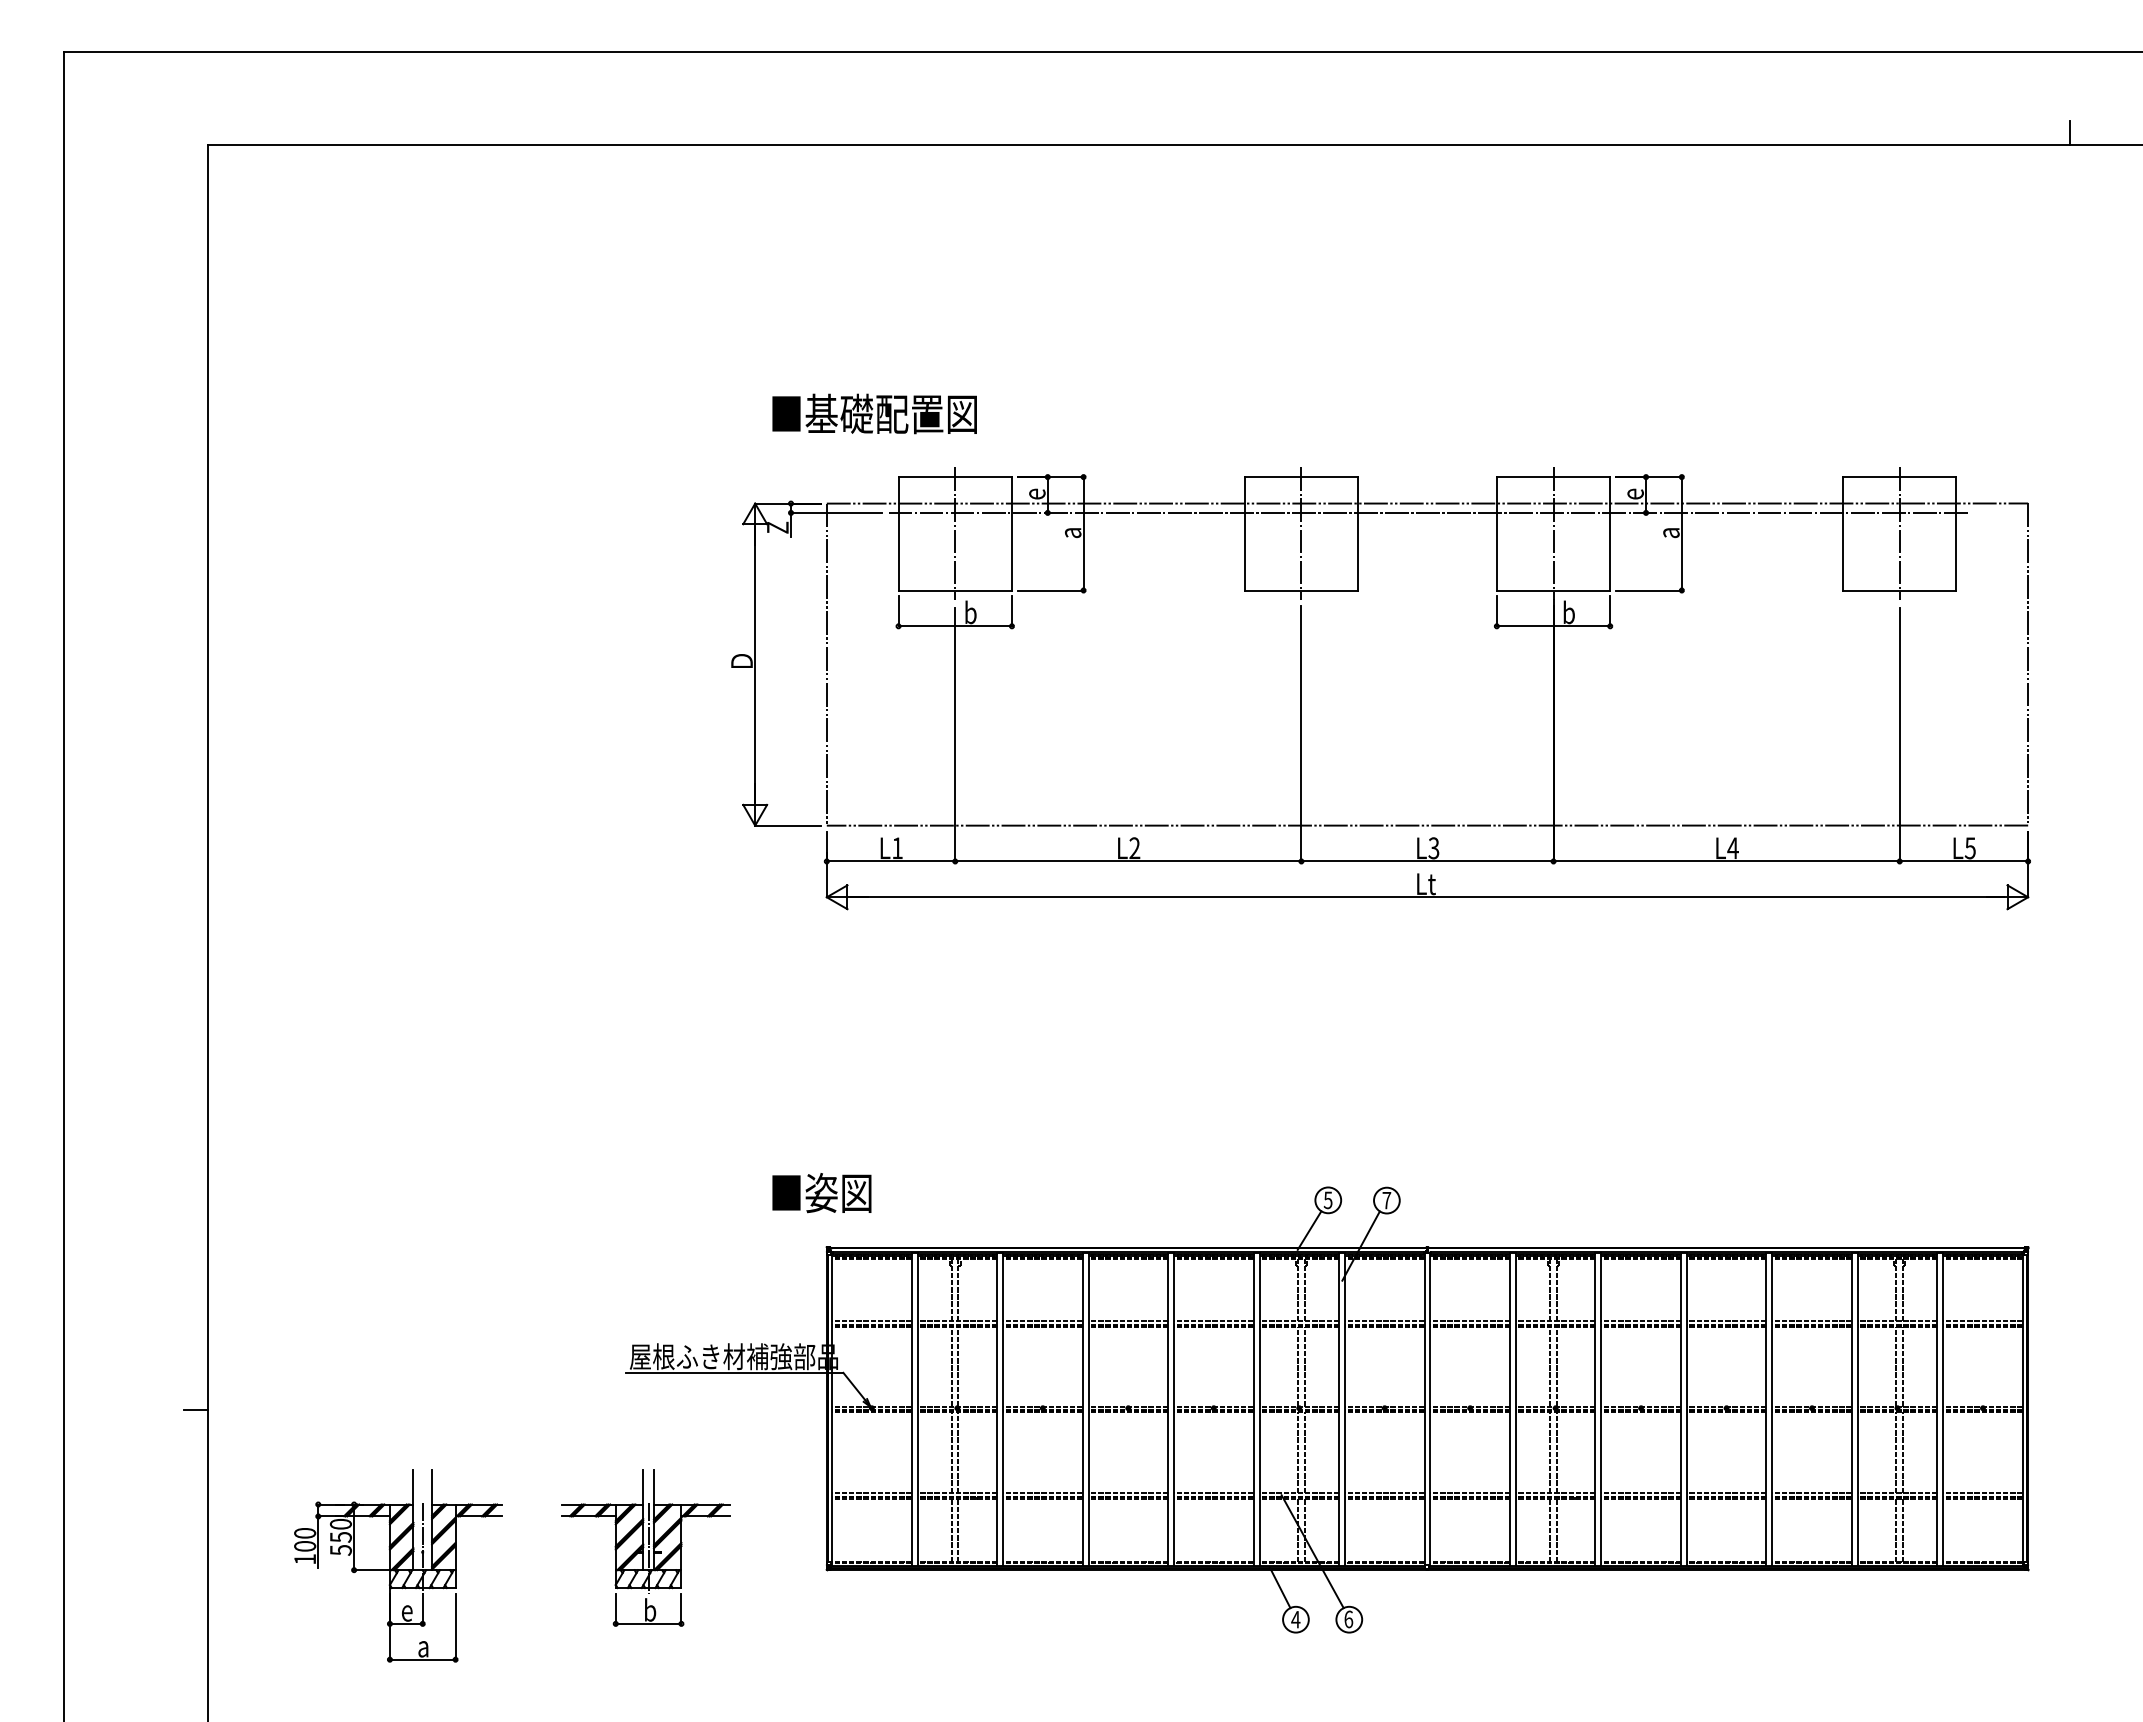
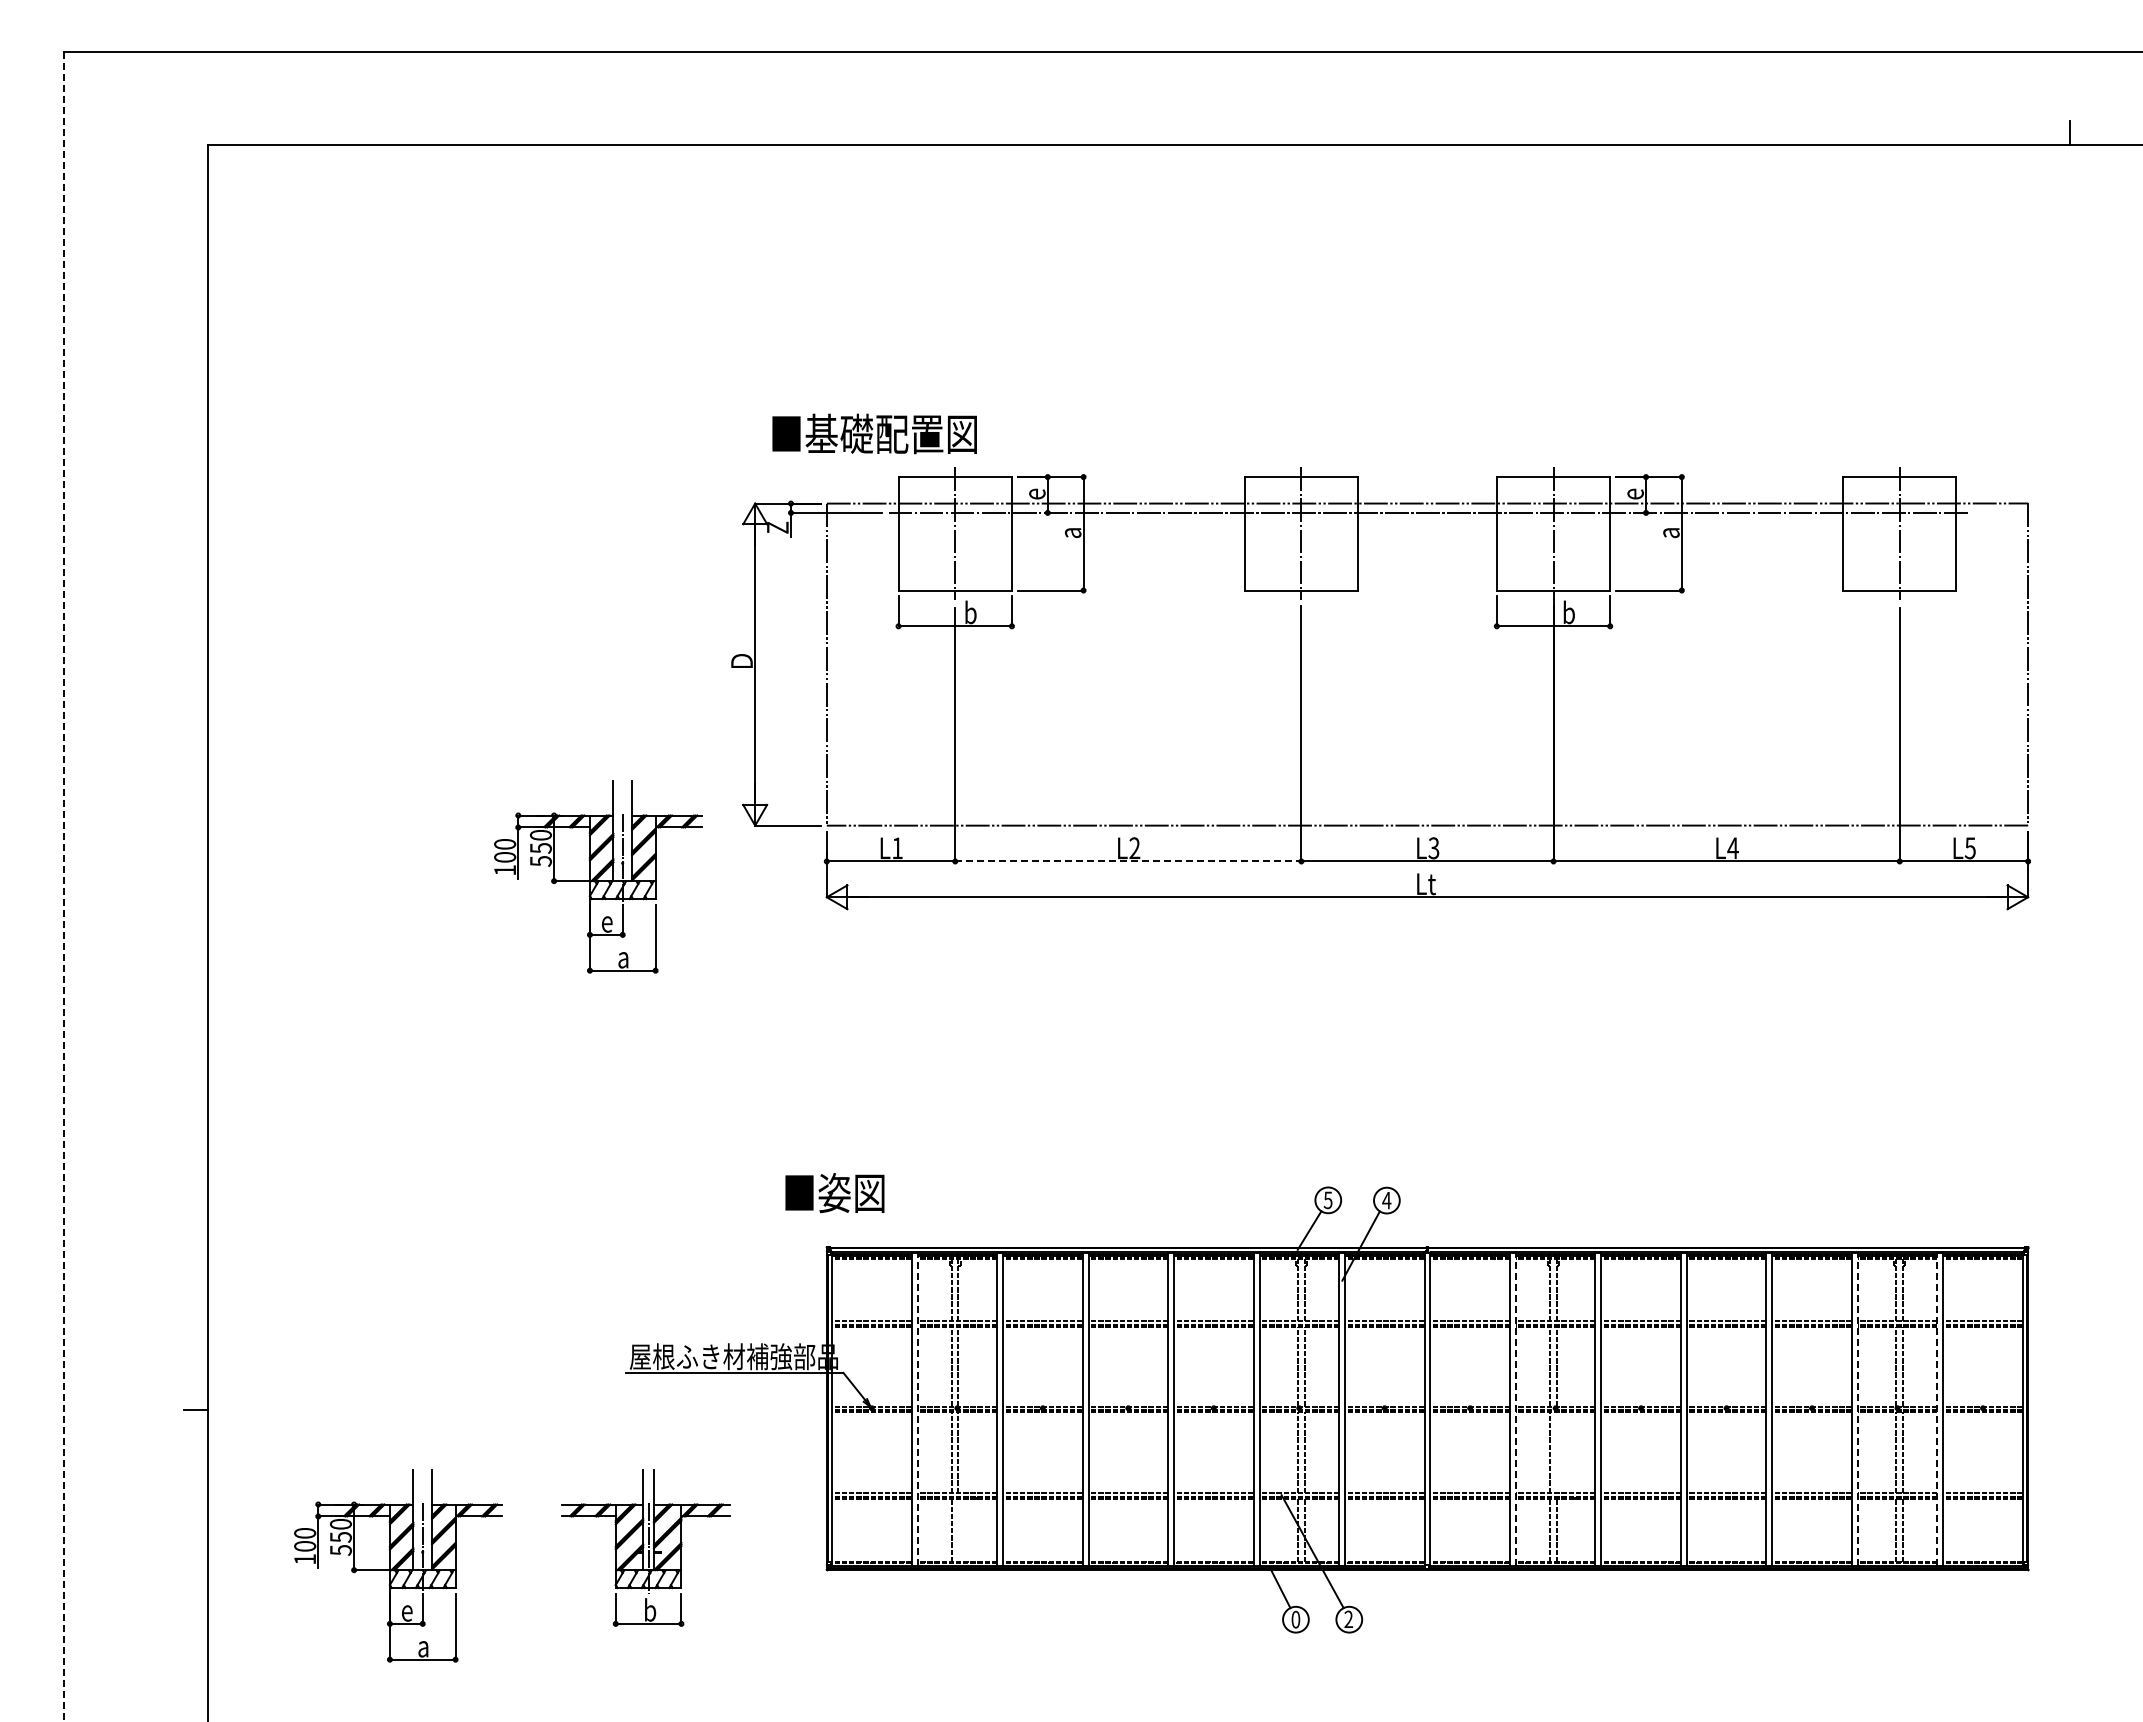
text position: (874, 413) -> (874, 433) (874, 433)
line: solid -> dashed (1128, 861)
part: none -> present (598, 876)
line: solid -> dashed (64, 886)
text position: (821, 1193) -> (834, 1193) (834, 1193)
text: 7 -> 4 (1386, 1200)
line: solid -> dashed (917, 1409)
line: solid -> dashed (1515, 1409)
line: solid -> dashed (1857, 1409)
line: solid -> dashed (1937, 1409)
line: present -> none (1556, 1452)
line: present -> none (958, 1530)
text: 4 -> 0 (1295, 1619)
text: 6 -> 2 (1348, 1619)
